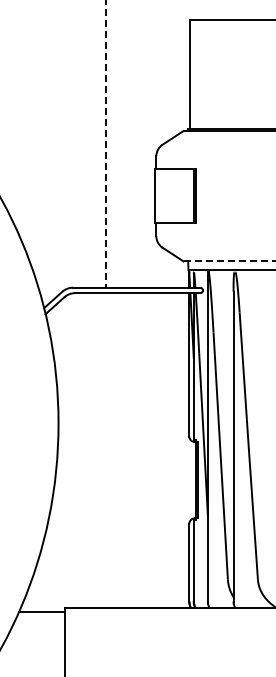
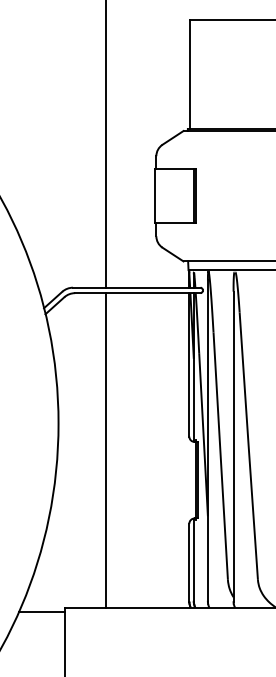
line: dashed -> solid (106, 144)
line: dashed -> solid (229, 261)
line: none -> present (106, 450)
